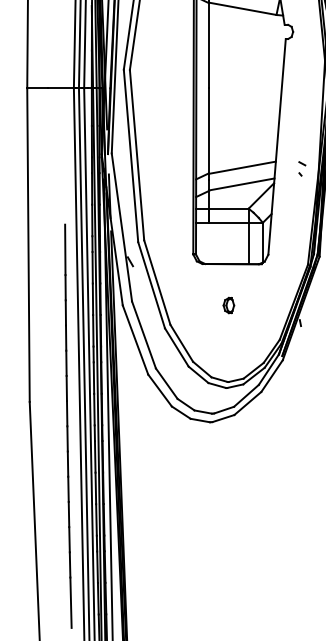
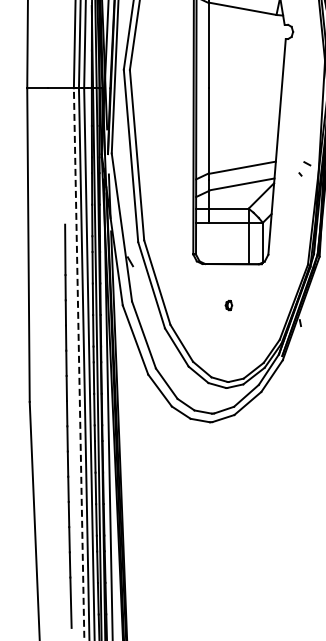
line position: (302, 163) -> (307, 163) (307, 163)
part size: 14x19 px -> 10x13 px (228, 305)
line: solid -> dashed (79, 364)
